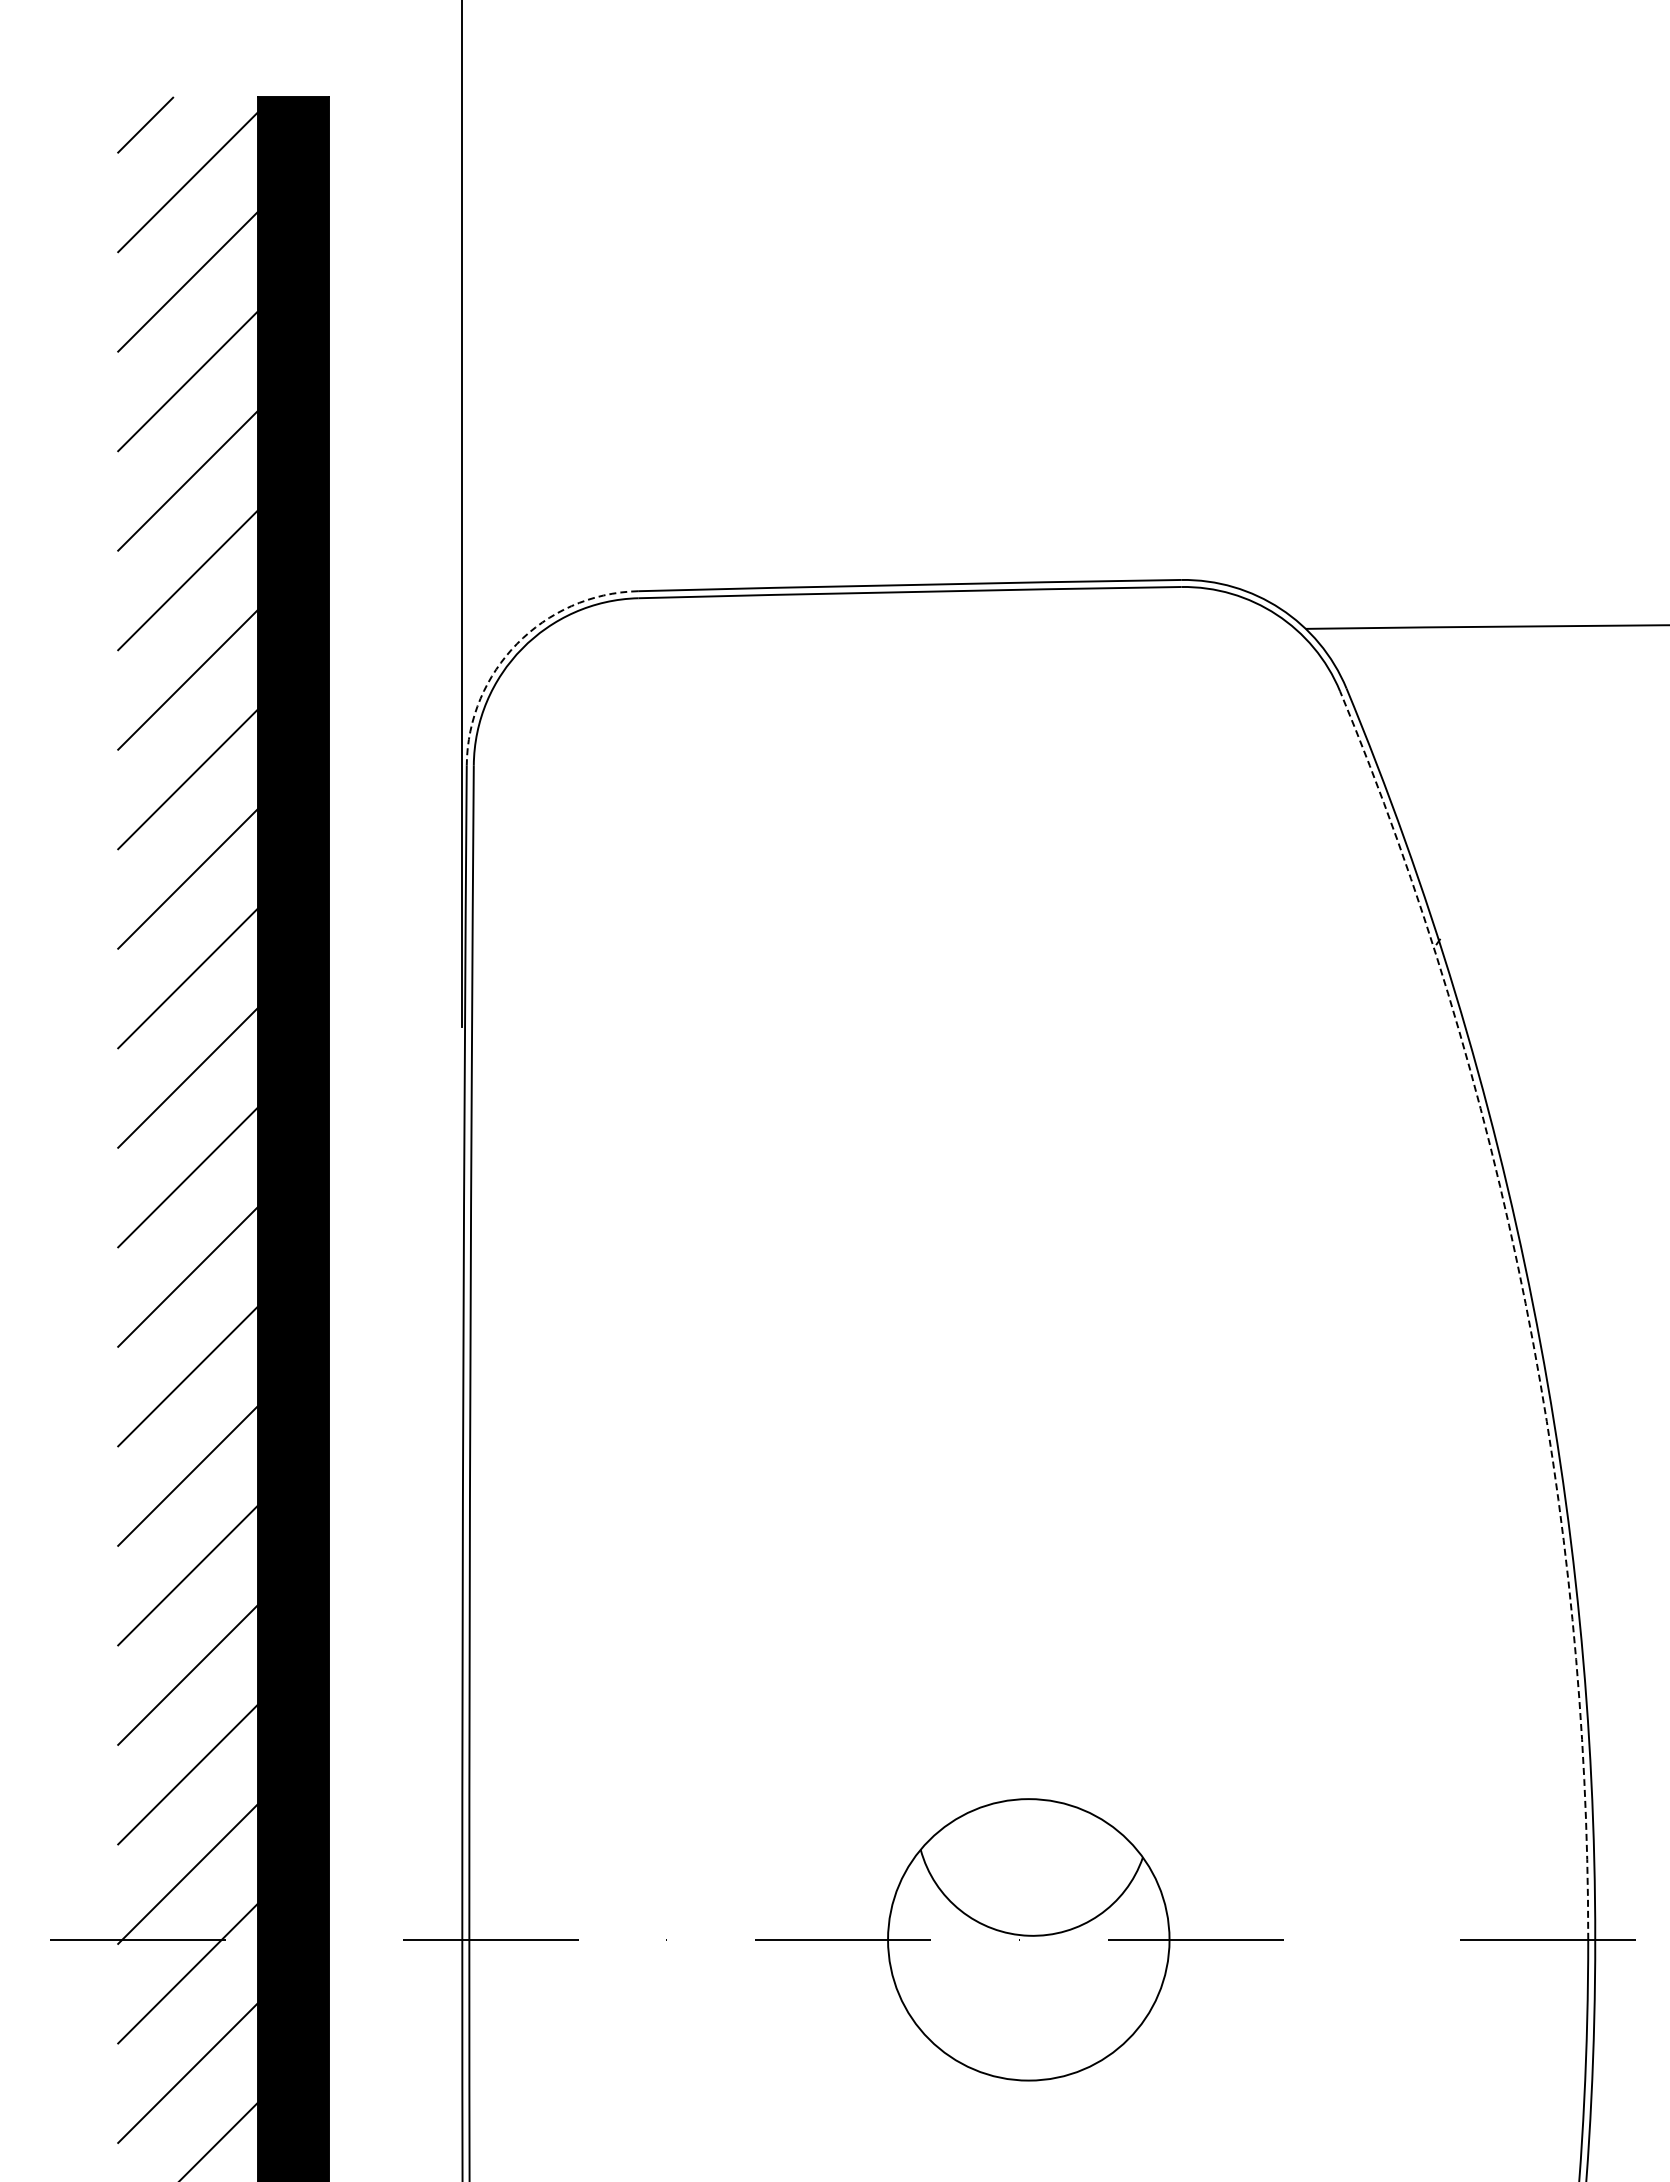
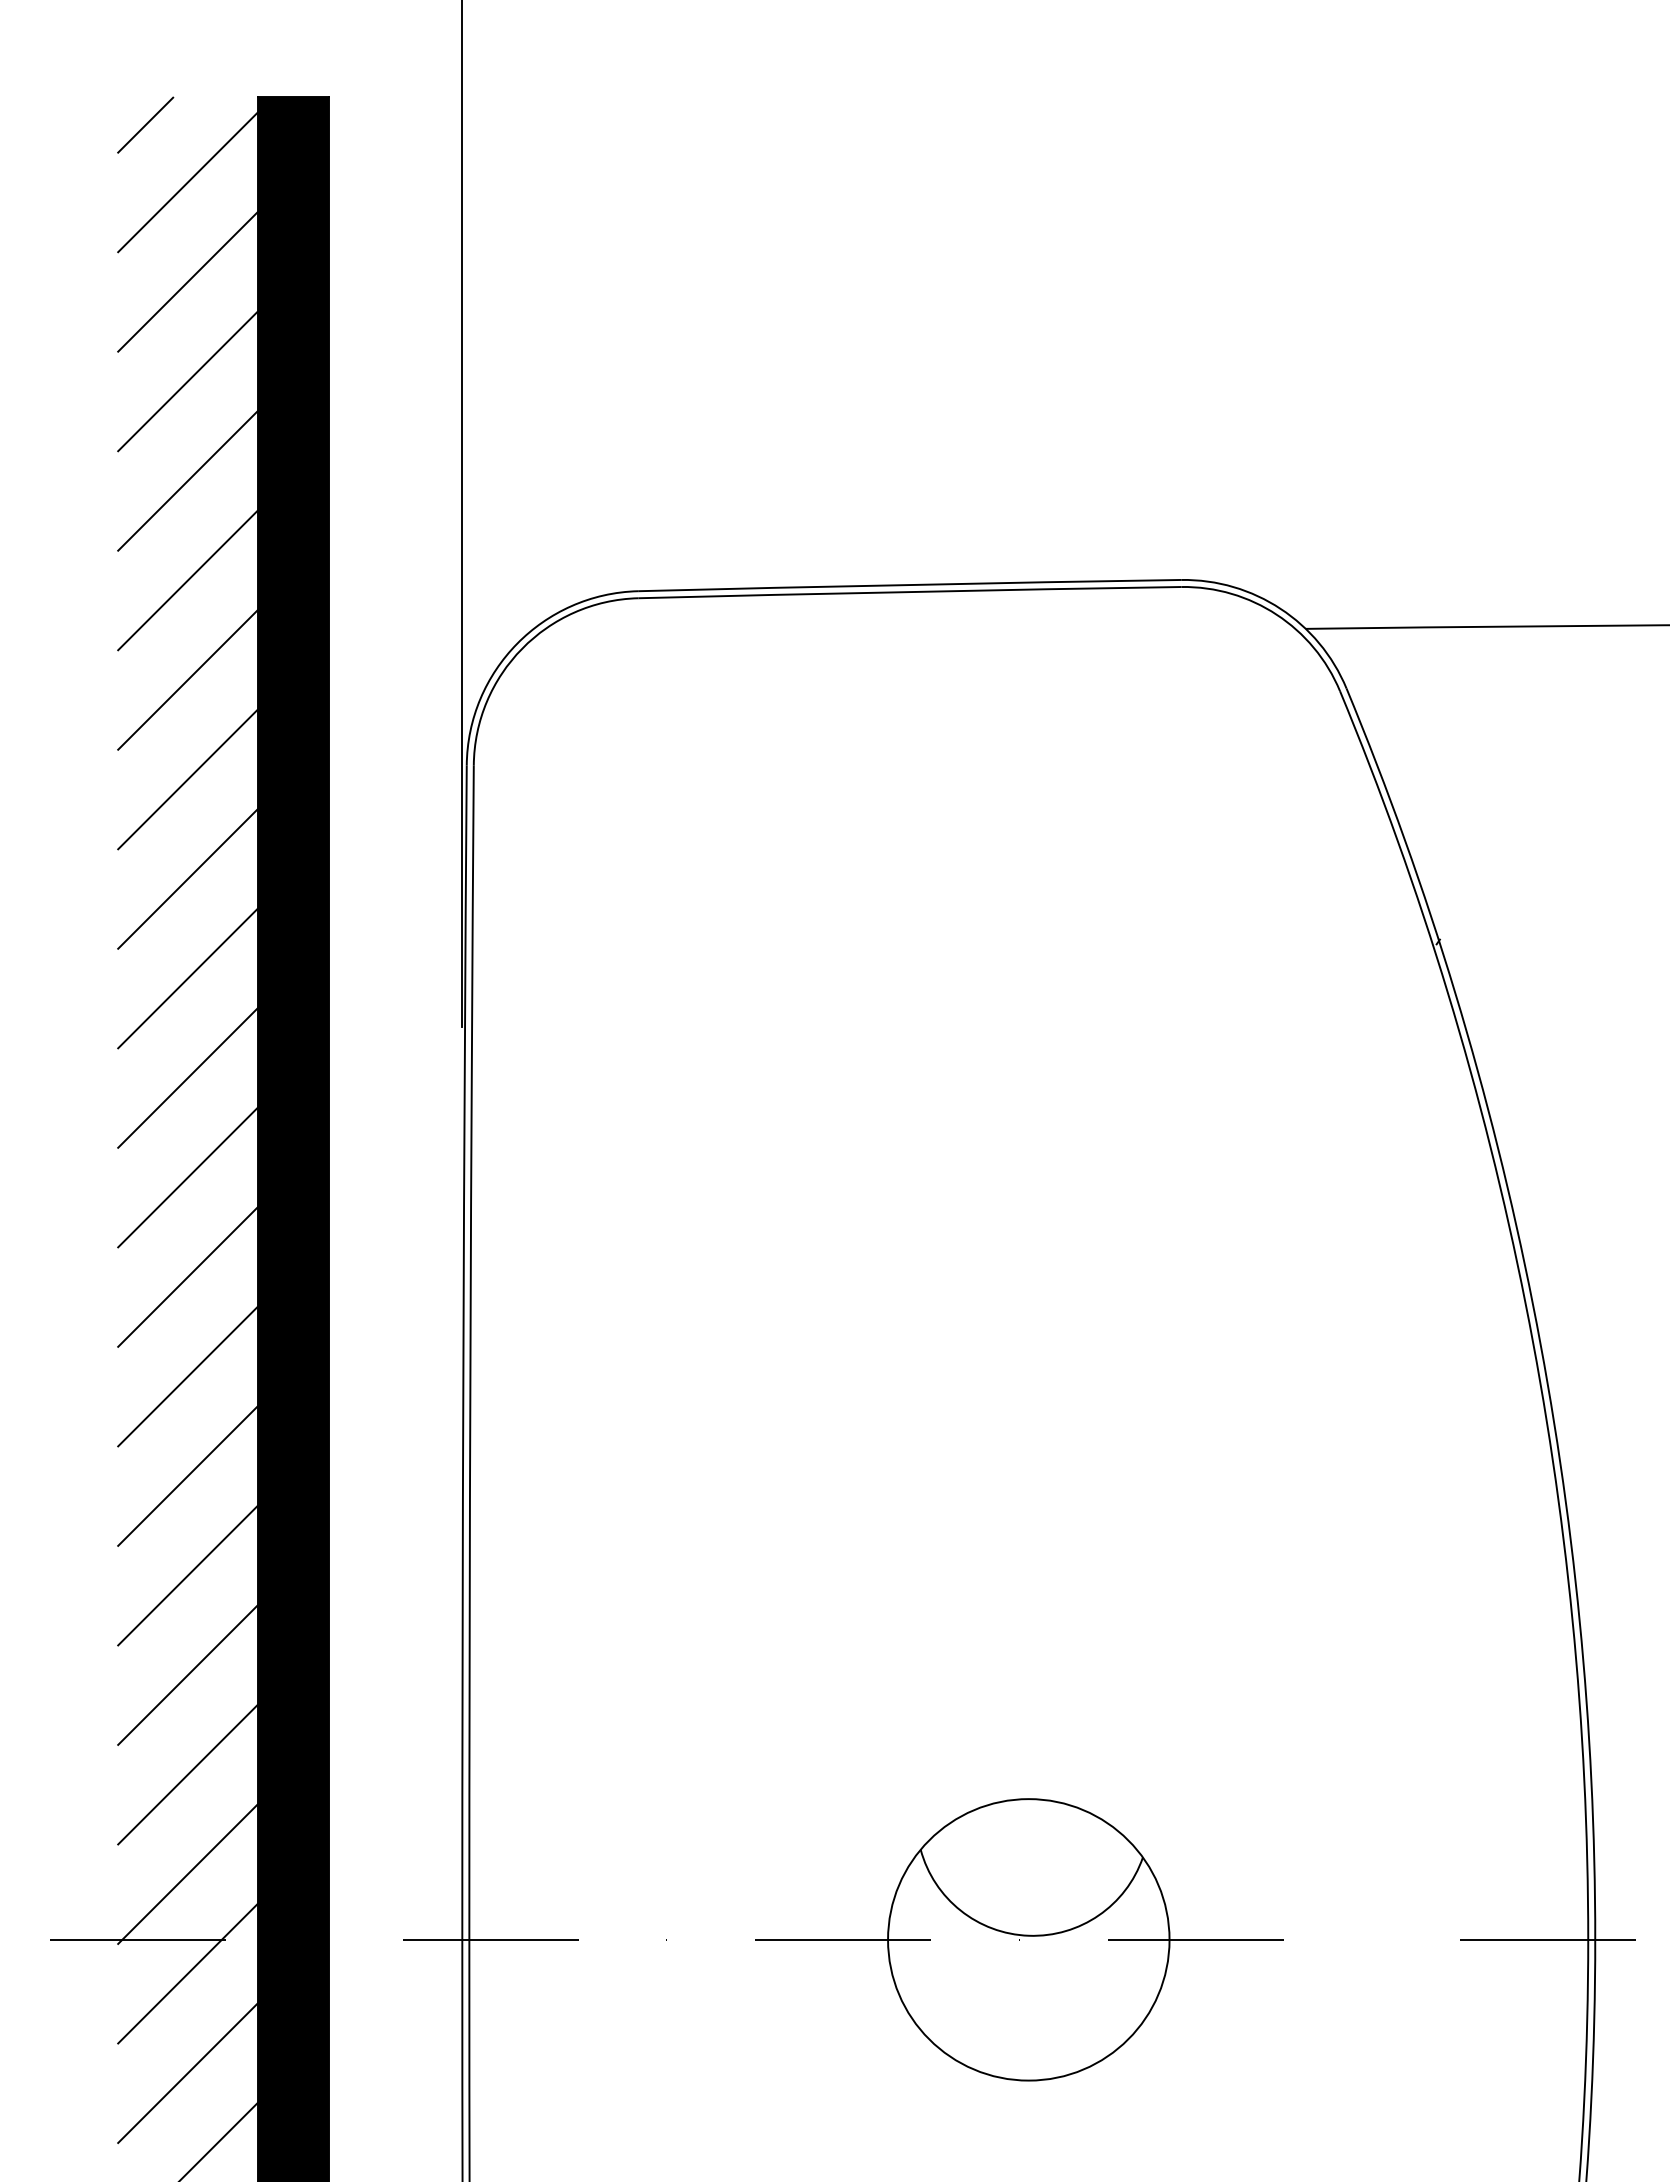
arc: dashed -> solid (517, 643)
arc: dashed -> solid (1525, 1303)
